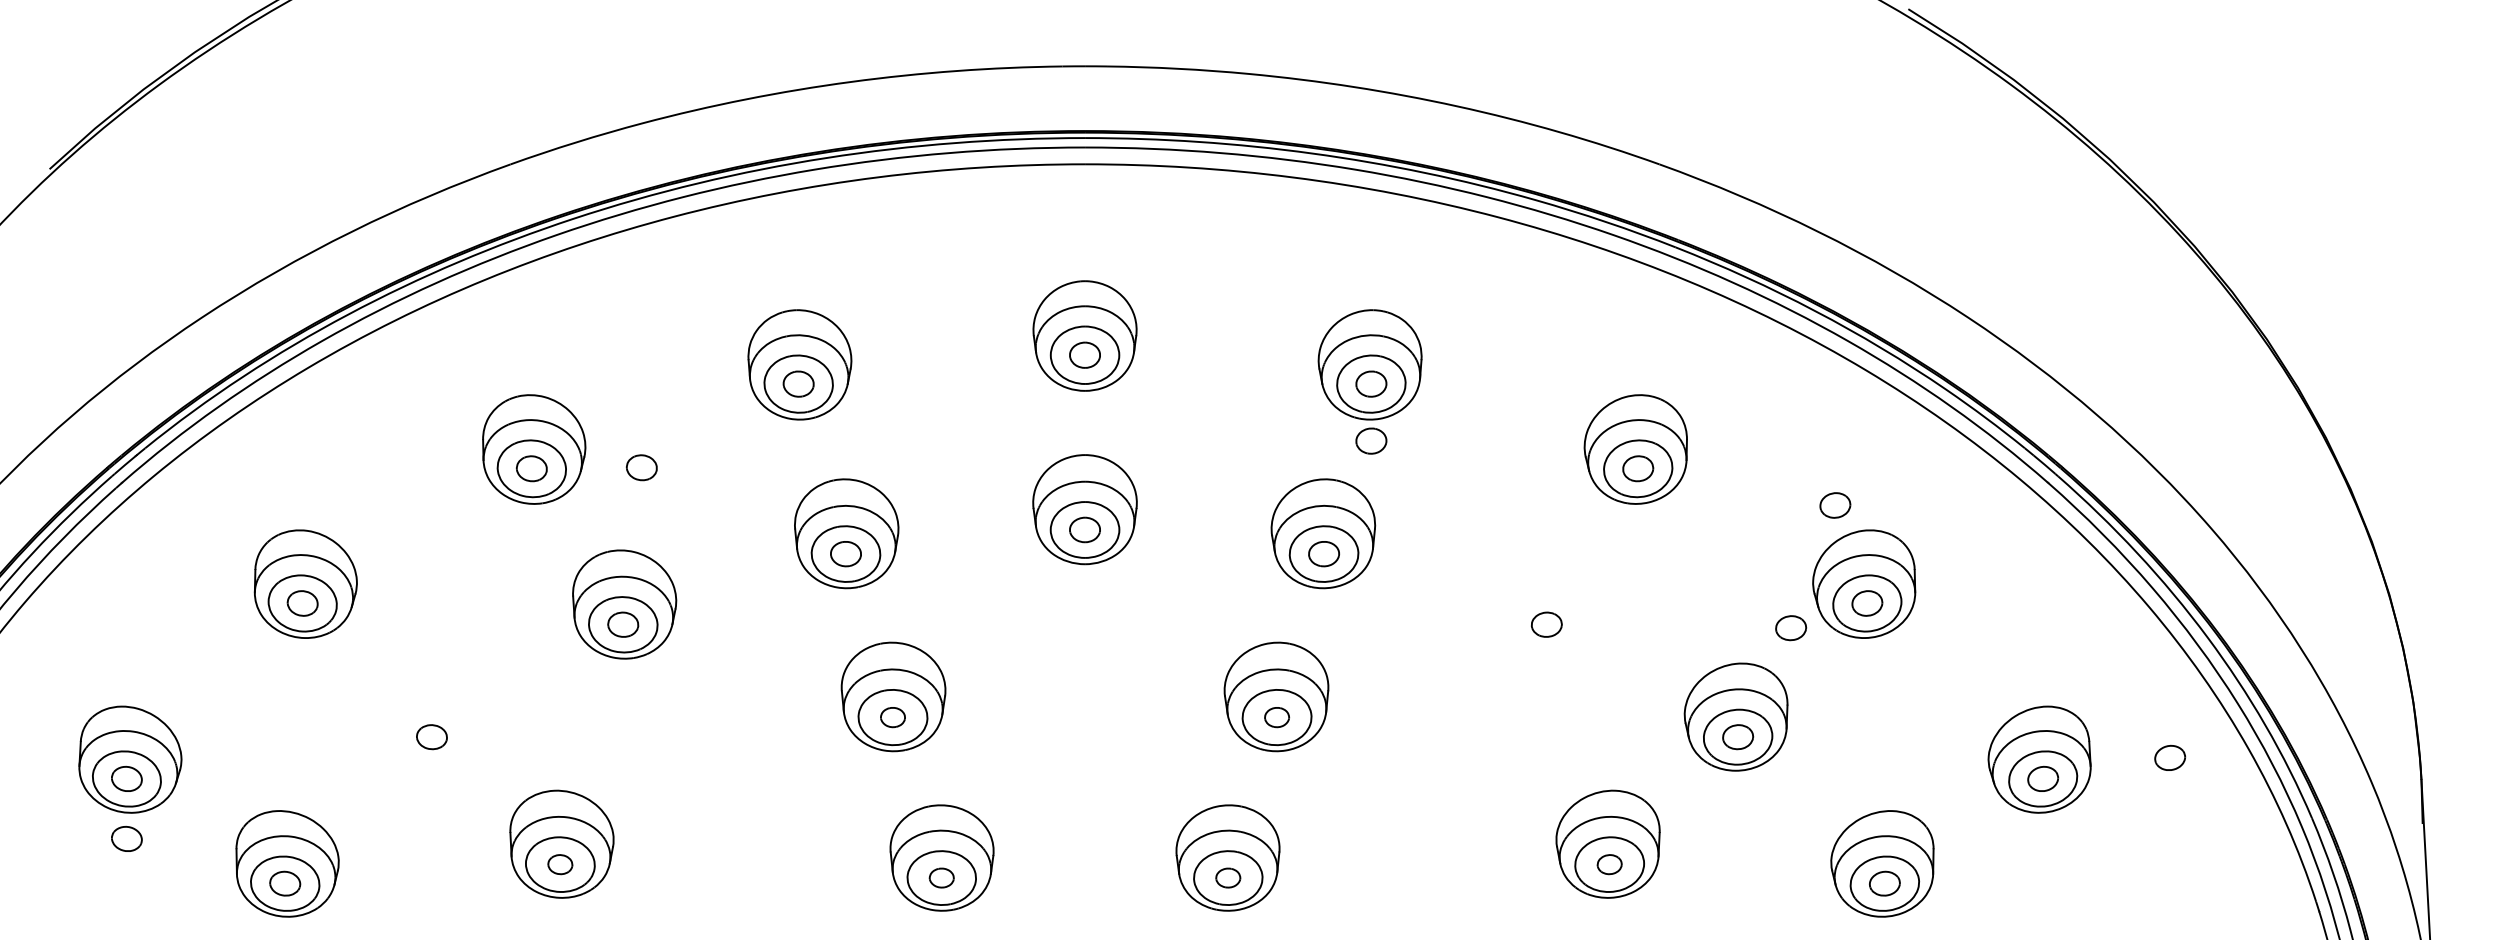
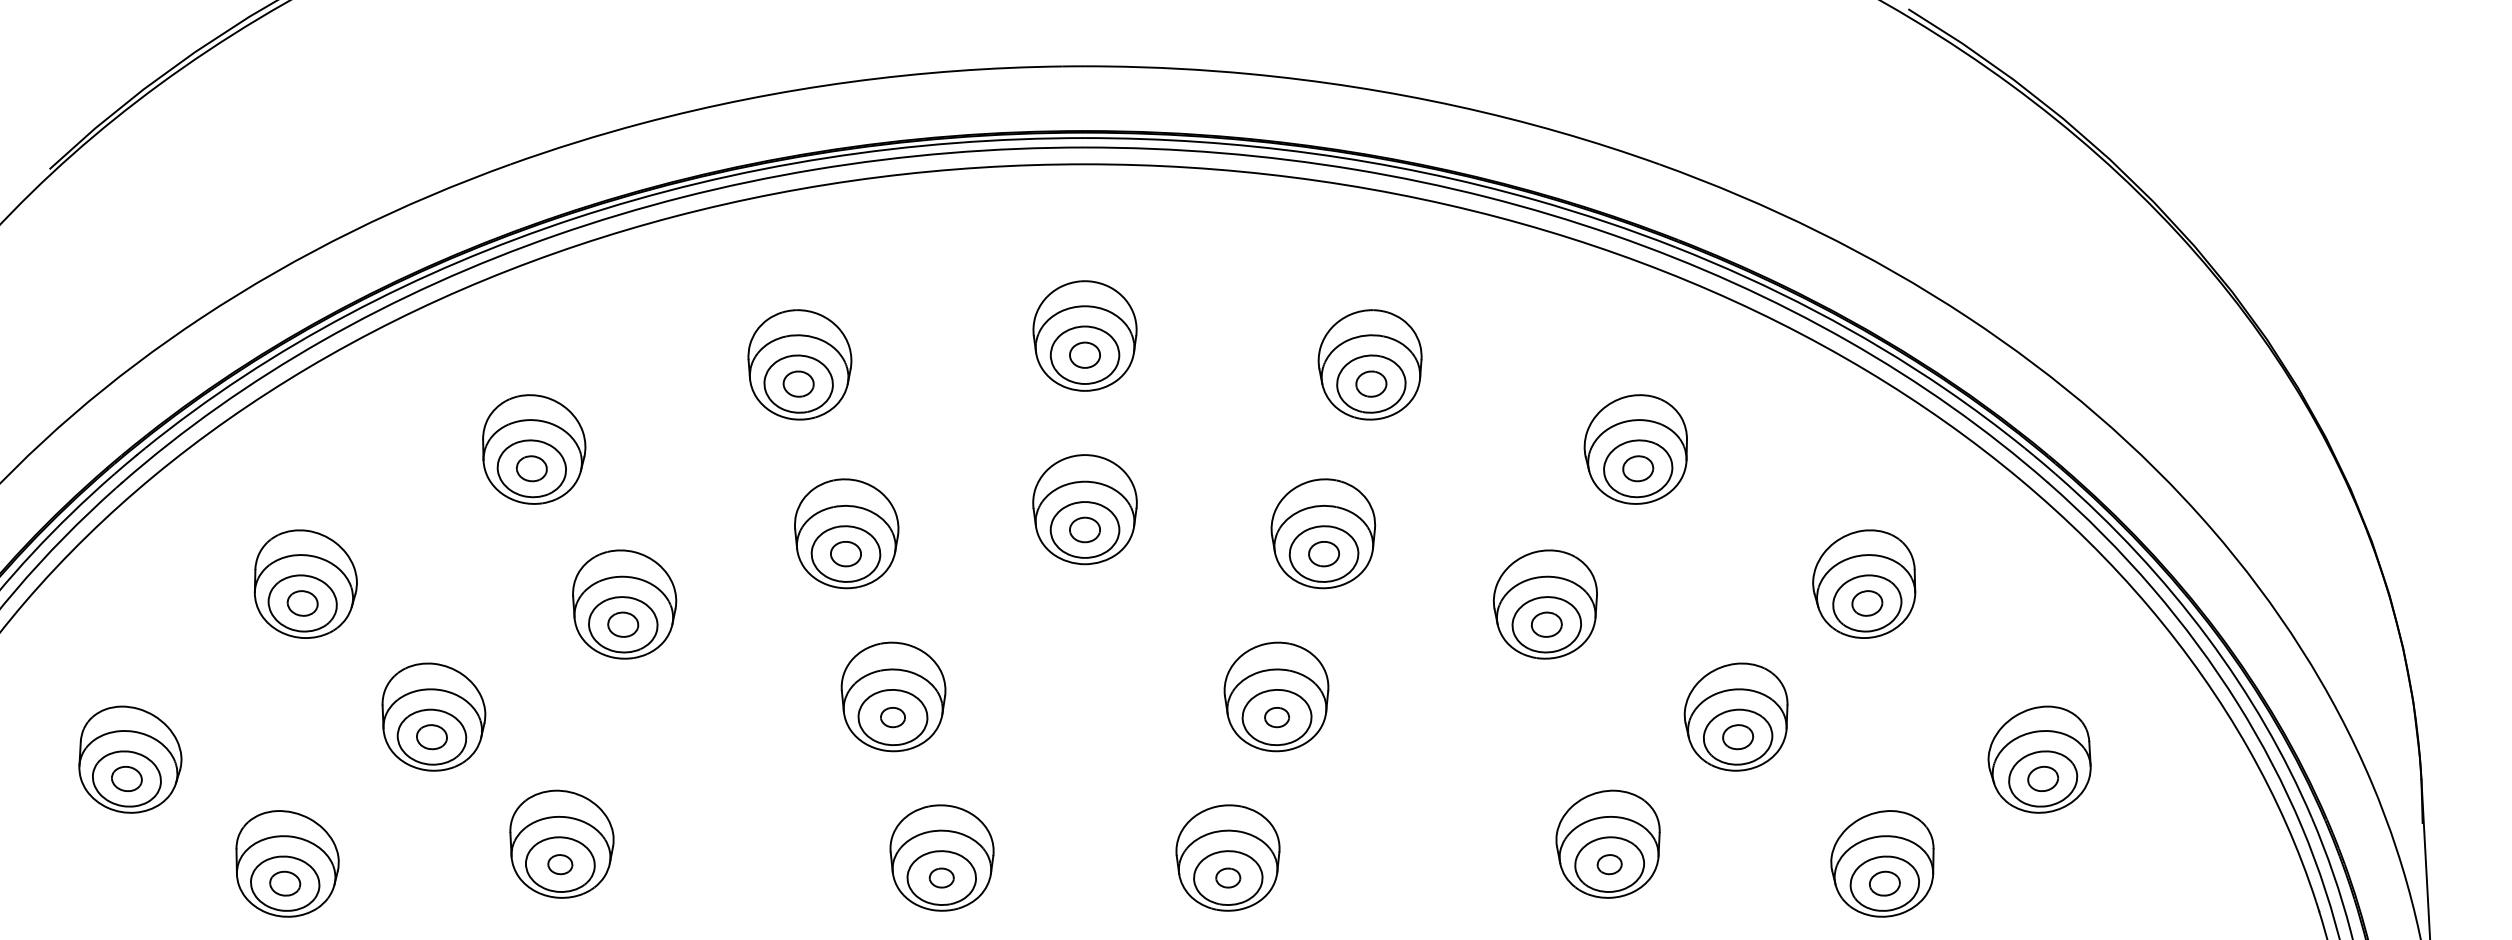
part: present -> none (1371, 440)
part: present -> none (641, 467)
part: present -> none (1835, 505)
part: none -> present (1544, 604)
part: present -> none (1791, 628)
part: none -> present (433, 716)
part: present -> none (2169, 757)
part: present -> none (126, 838)
